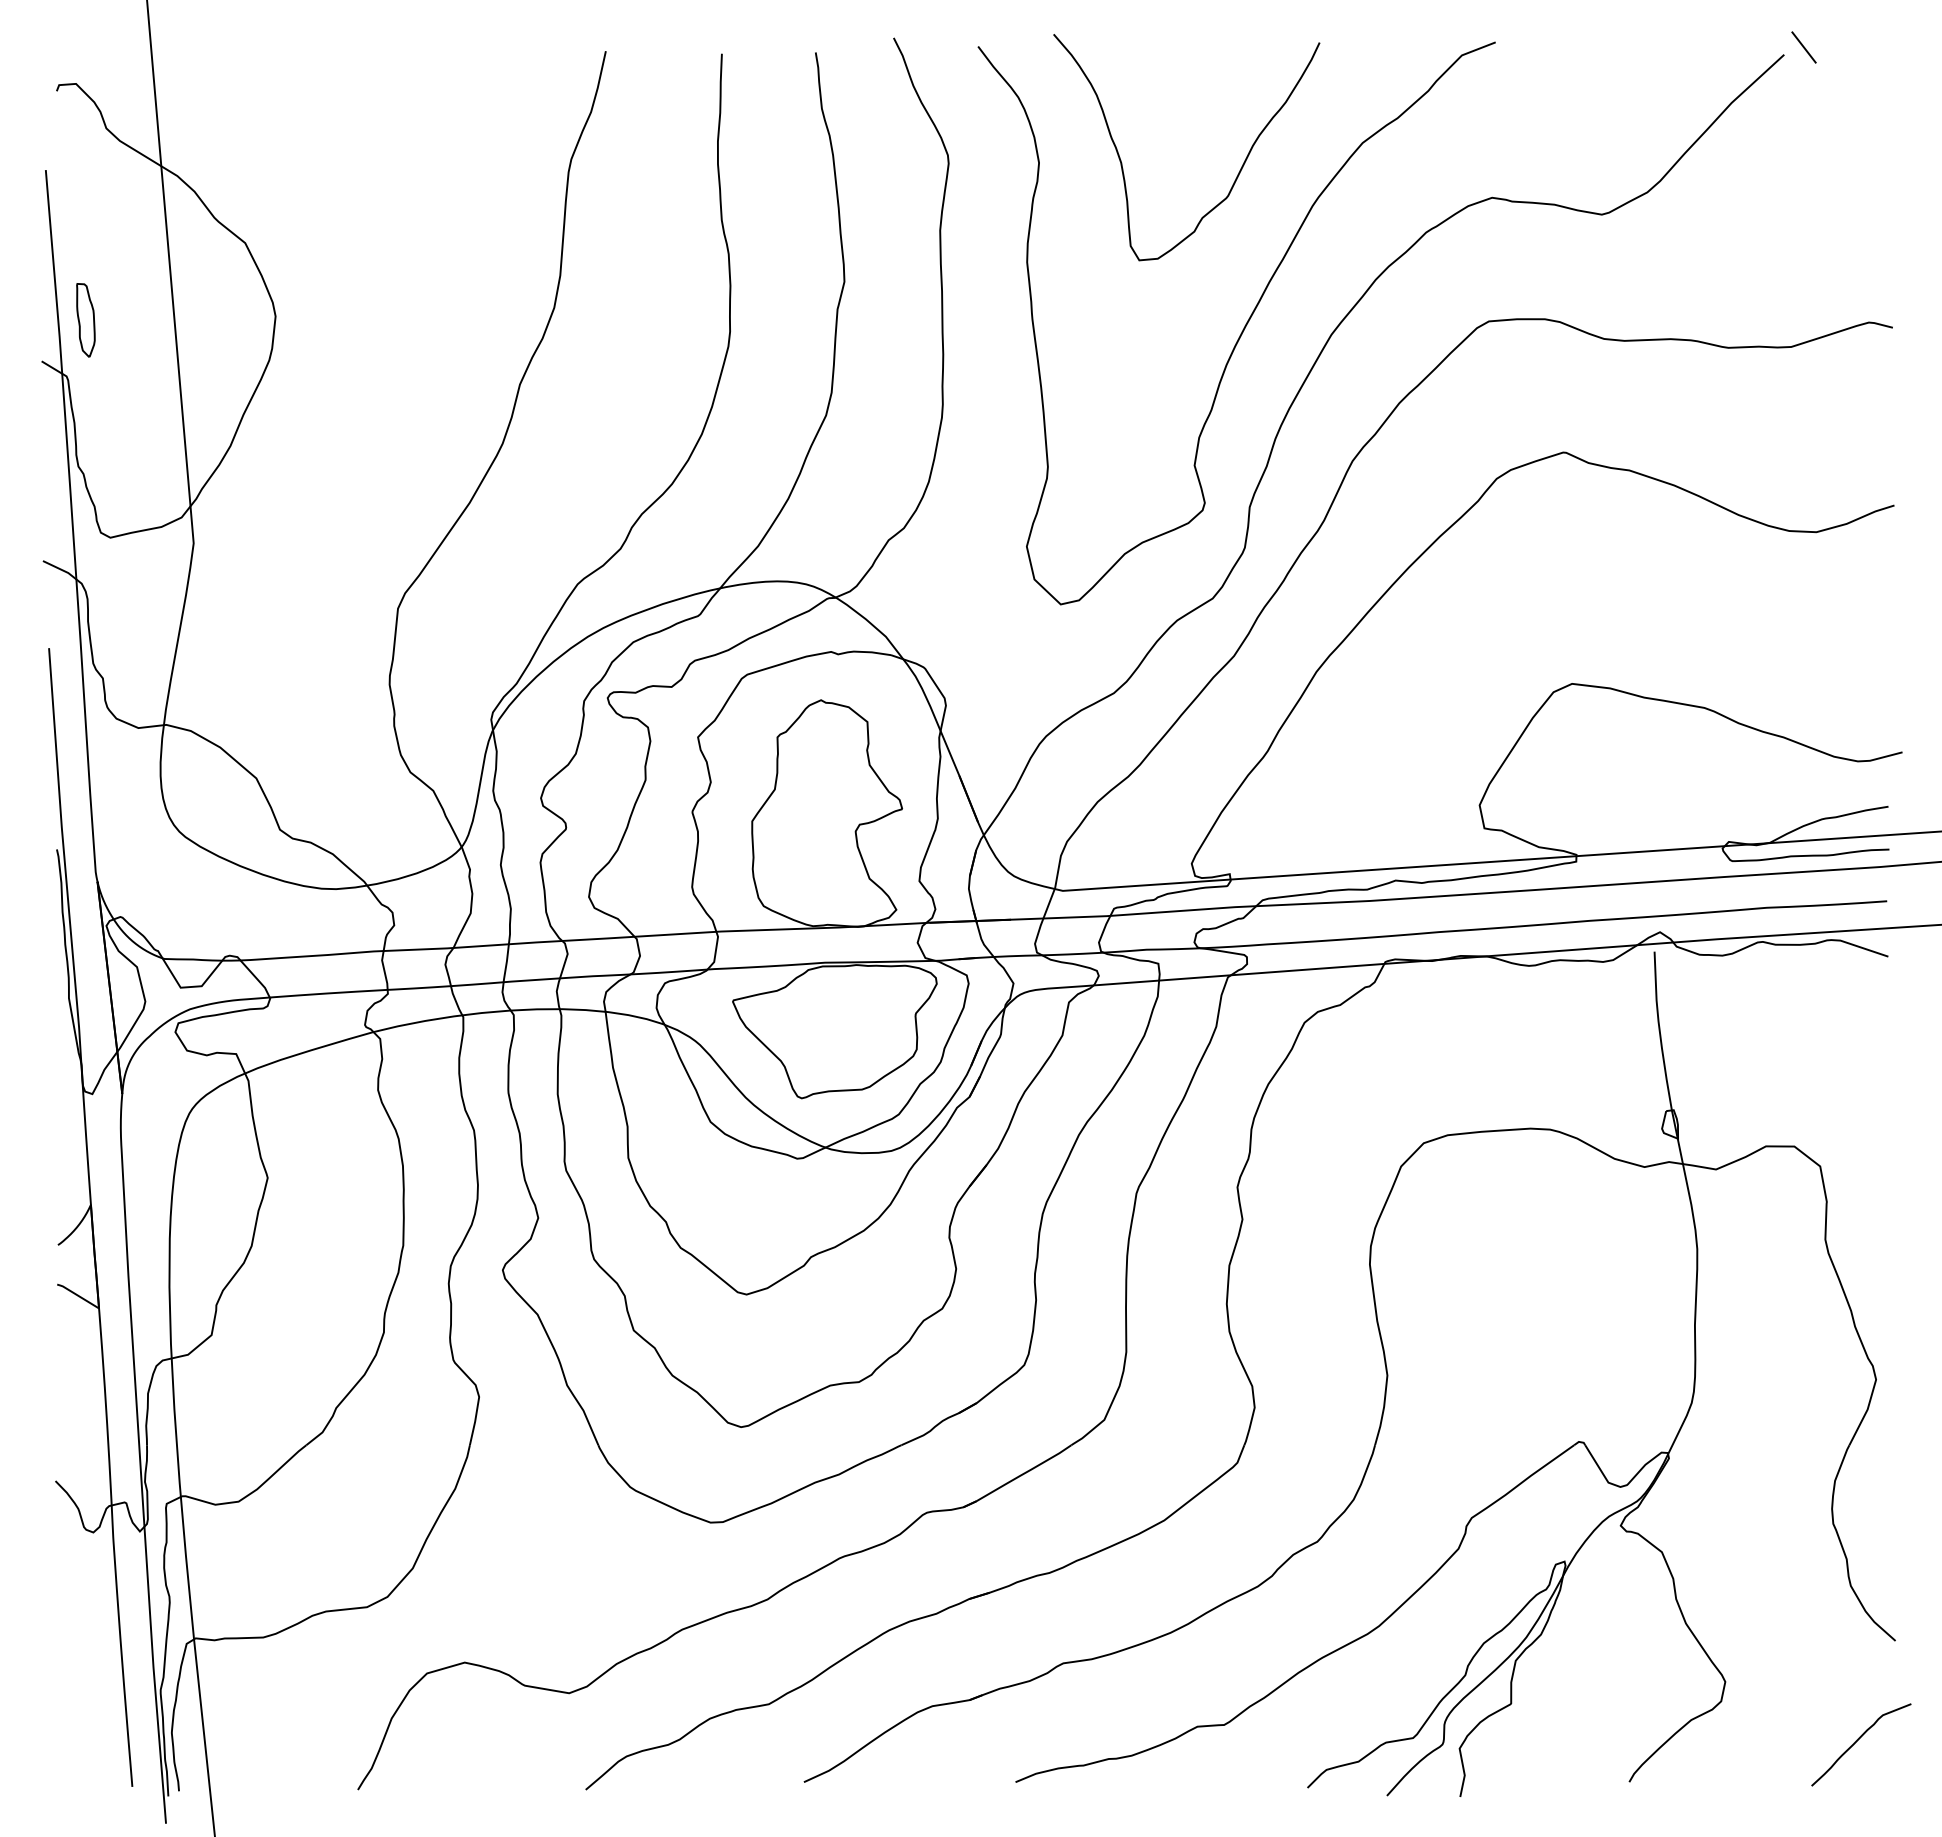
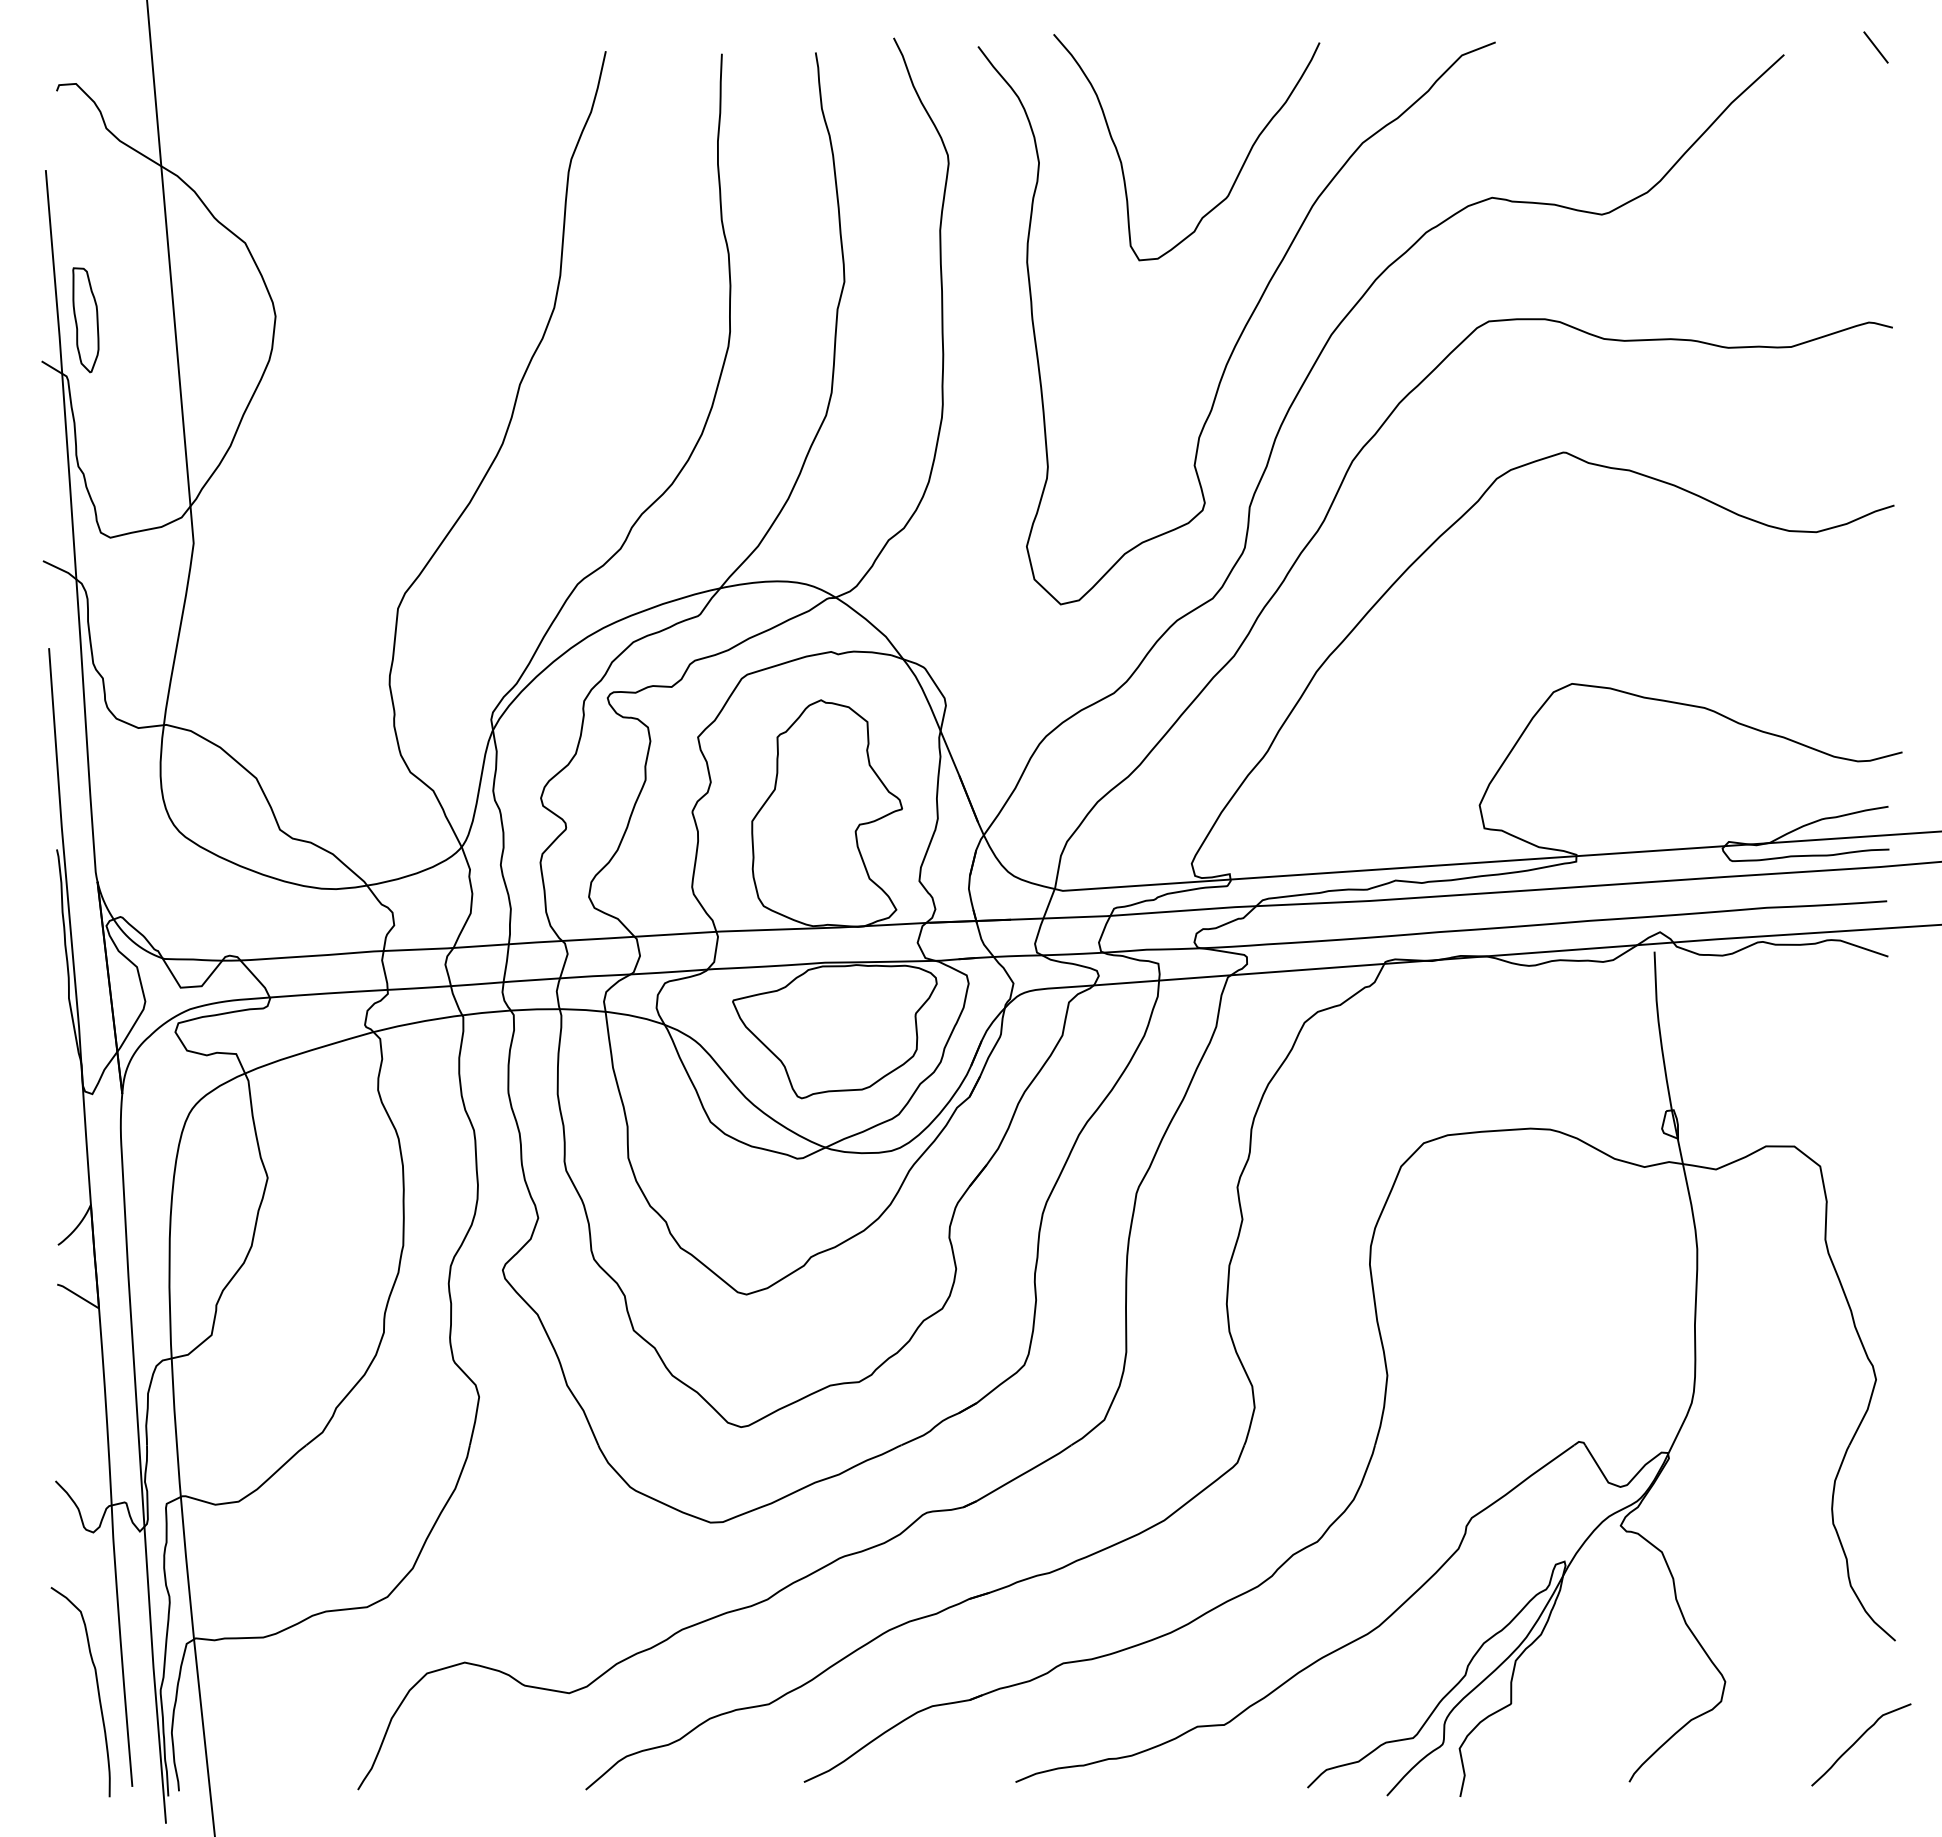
line position: (1803, 47) -> (1875, 47) (1875, 47)
part size: 20x75 px -> 28x107 px (85, 320)
curve: none -> present (97, 1692)
